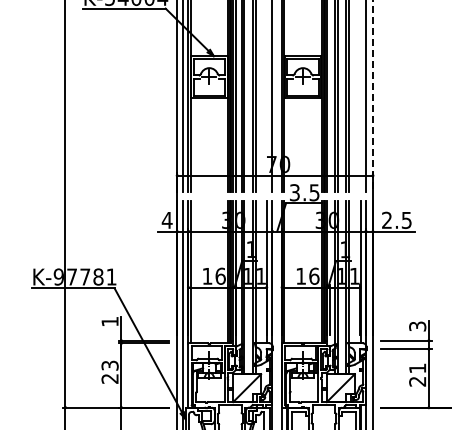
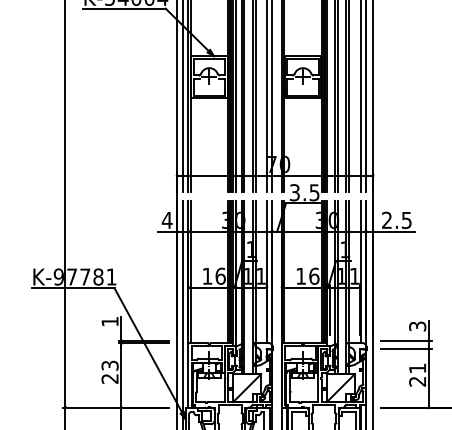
line: dashed -> solid (372, 96)
line: none -> present (266, 97)
line: none -> present (360, 97)
